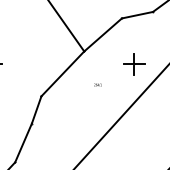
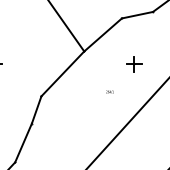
part size: 23x23 px -> 17x17 px (134, 64)
text position: (97, 84) -> (109, 91) (109, 91)
line position: (121, 116) -> (127, 123) (127, 123)
